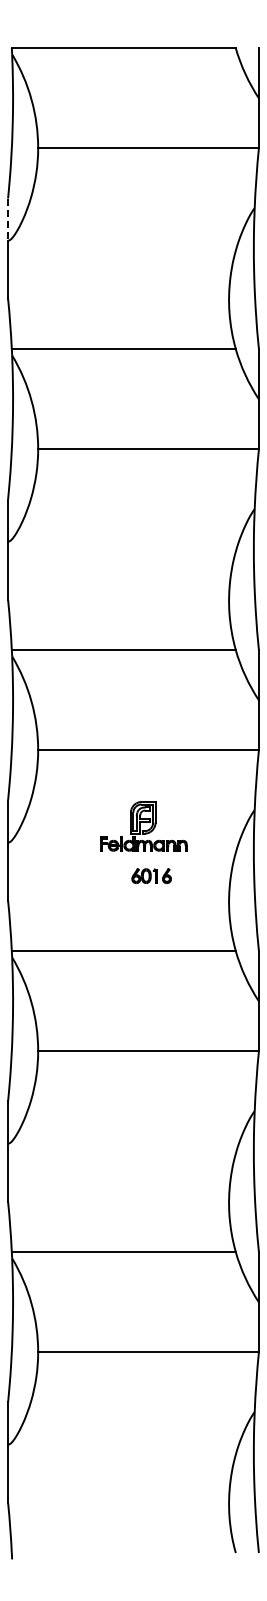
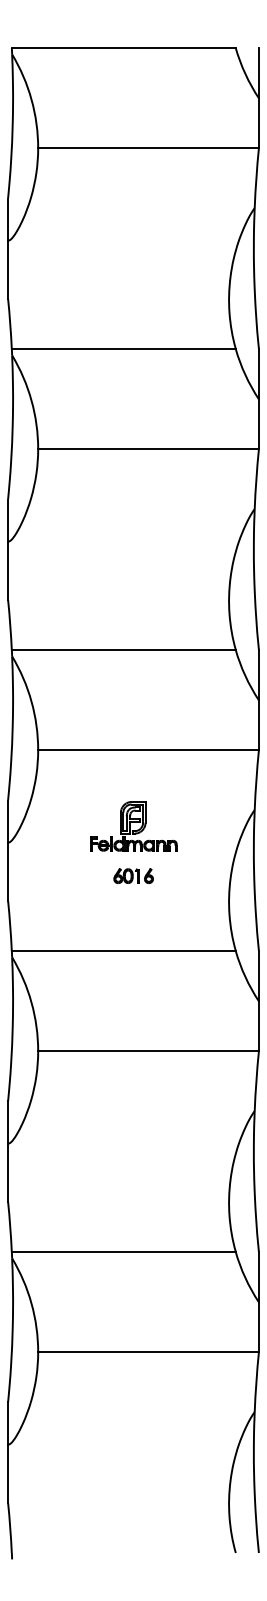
line: dashed -> solid (8, 220)
part position: (143, 826) -> (133, 826) (133, 826)
part position: (151, 875) -> (133, 875) (133, 875)
